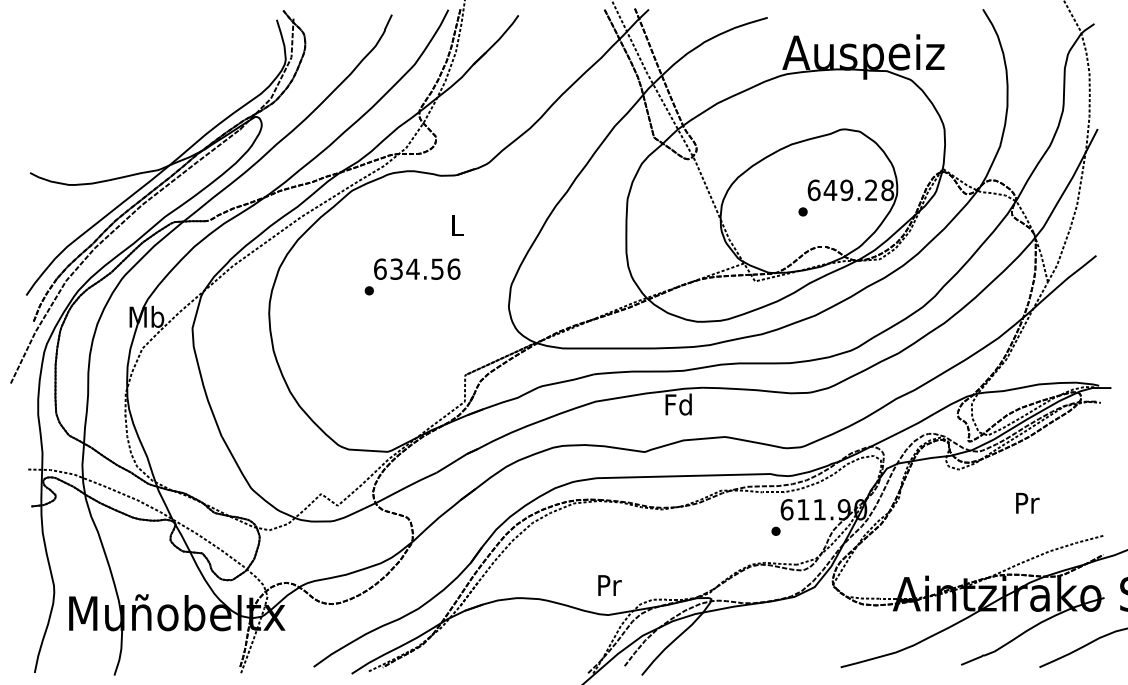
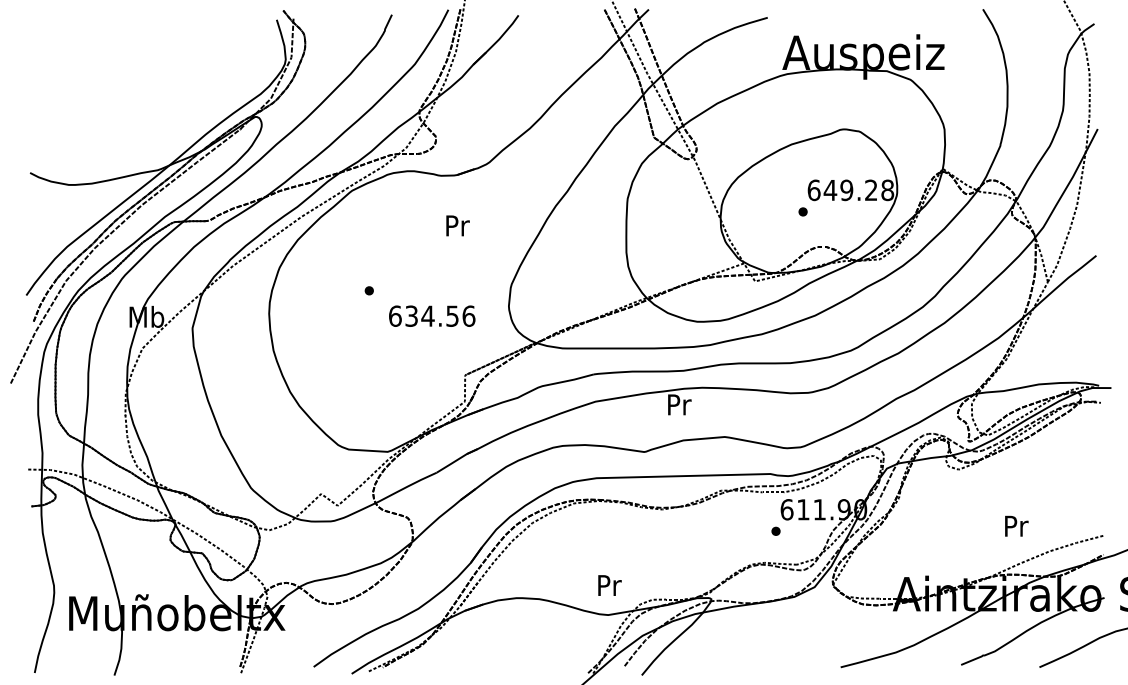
text: L -> Pr (457, 225)
text position: (417, 268) -> (432, 315) (432, 315)
text: Fd -> Pr (678, 404)
text position: (1027, 502) -> (1016, 525) (1016, 525)
